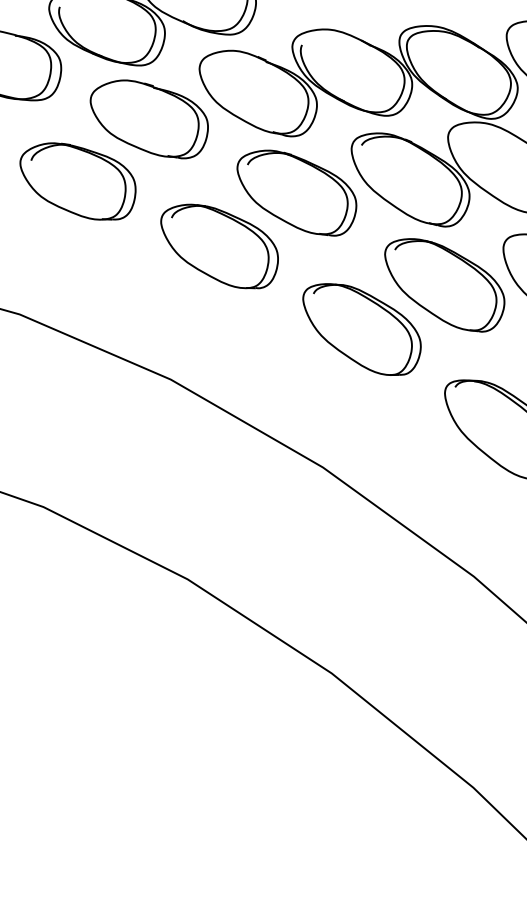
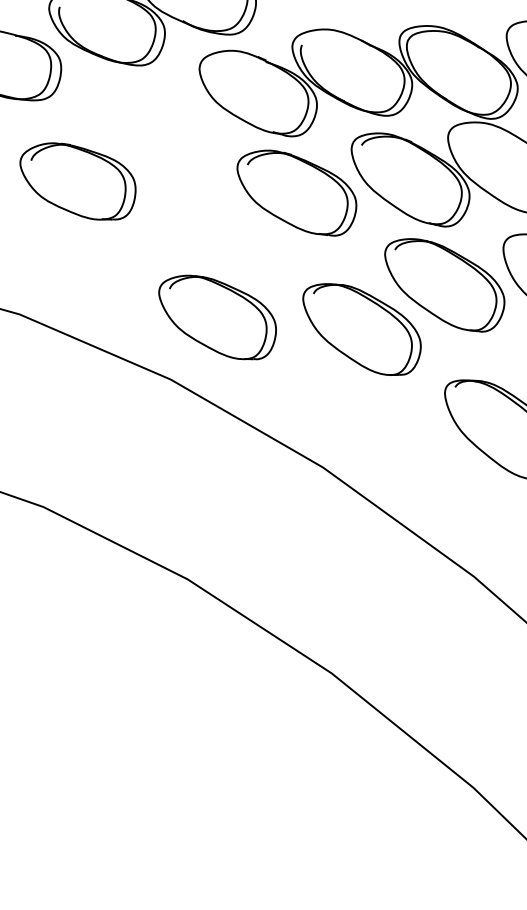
part: present -> none (148, 119)
part position: (219, 246) -> (217, 317) (217, 317)
